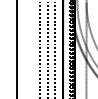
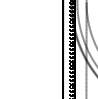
line: present -> none (16, 48)
line: present -> none (39, 48)
line: present -> none (47, 48)
line: present -> none (55, 48)
